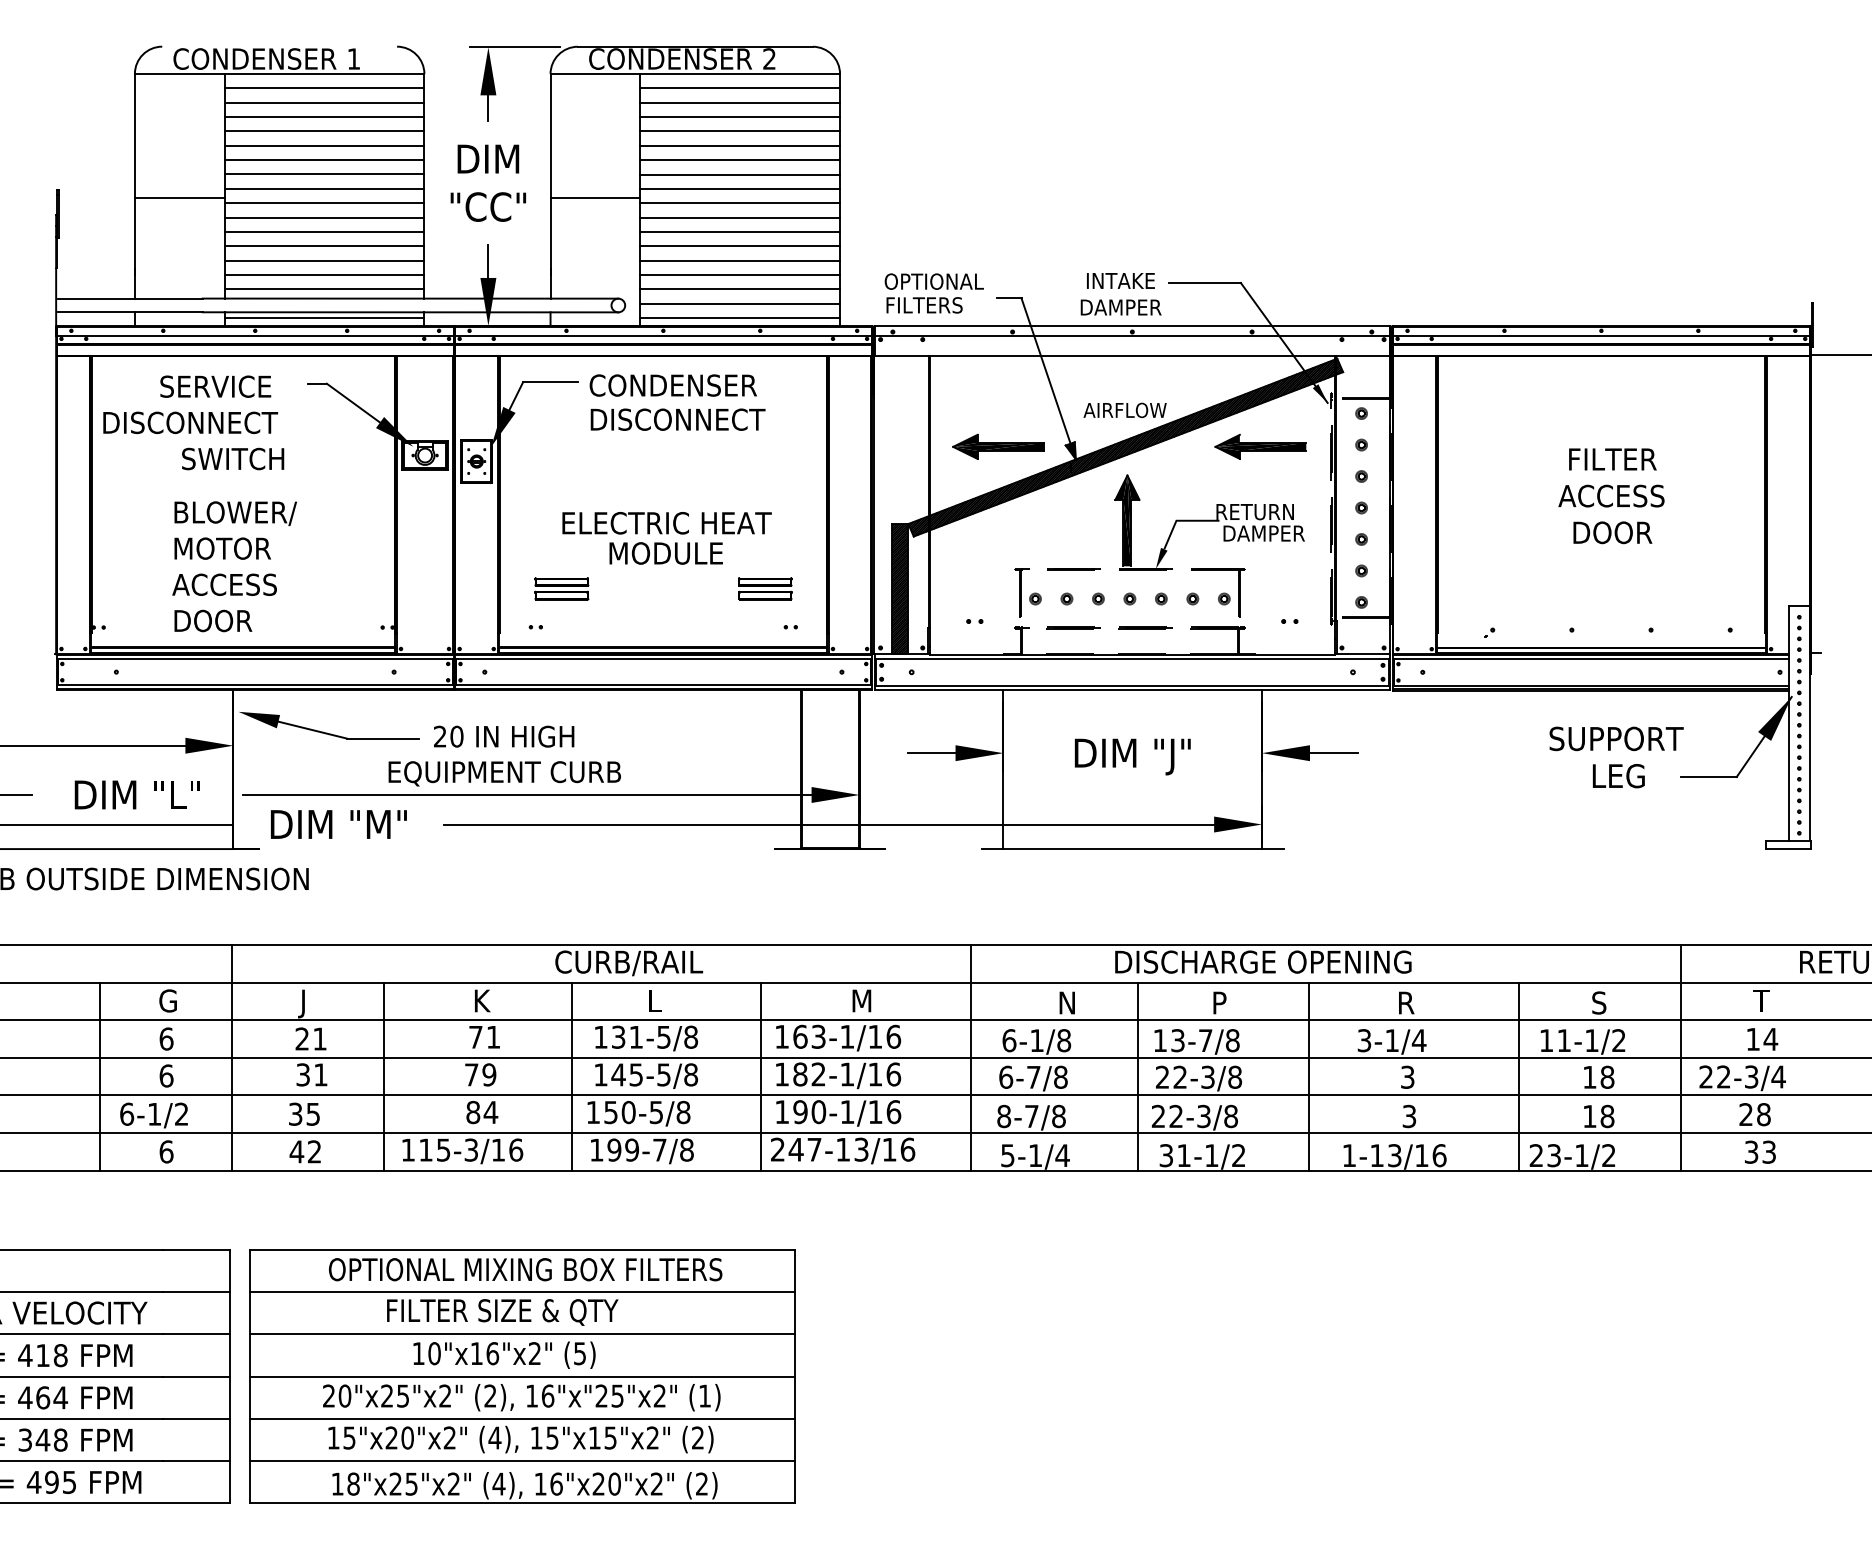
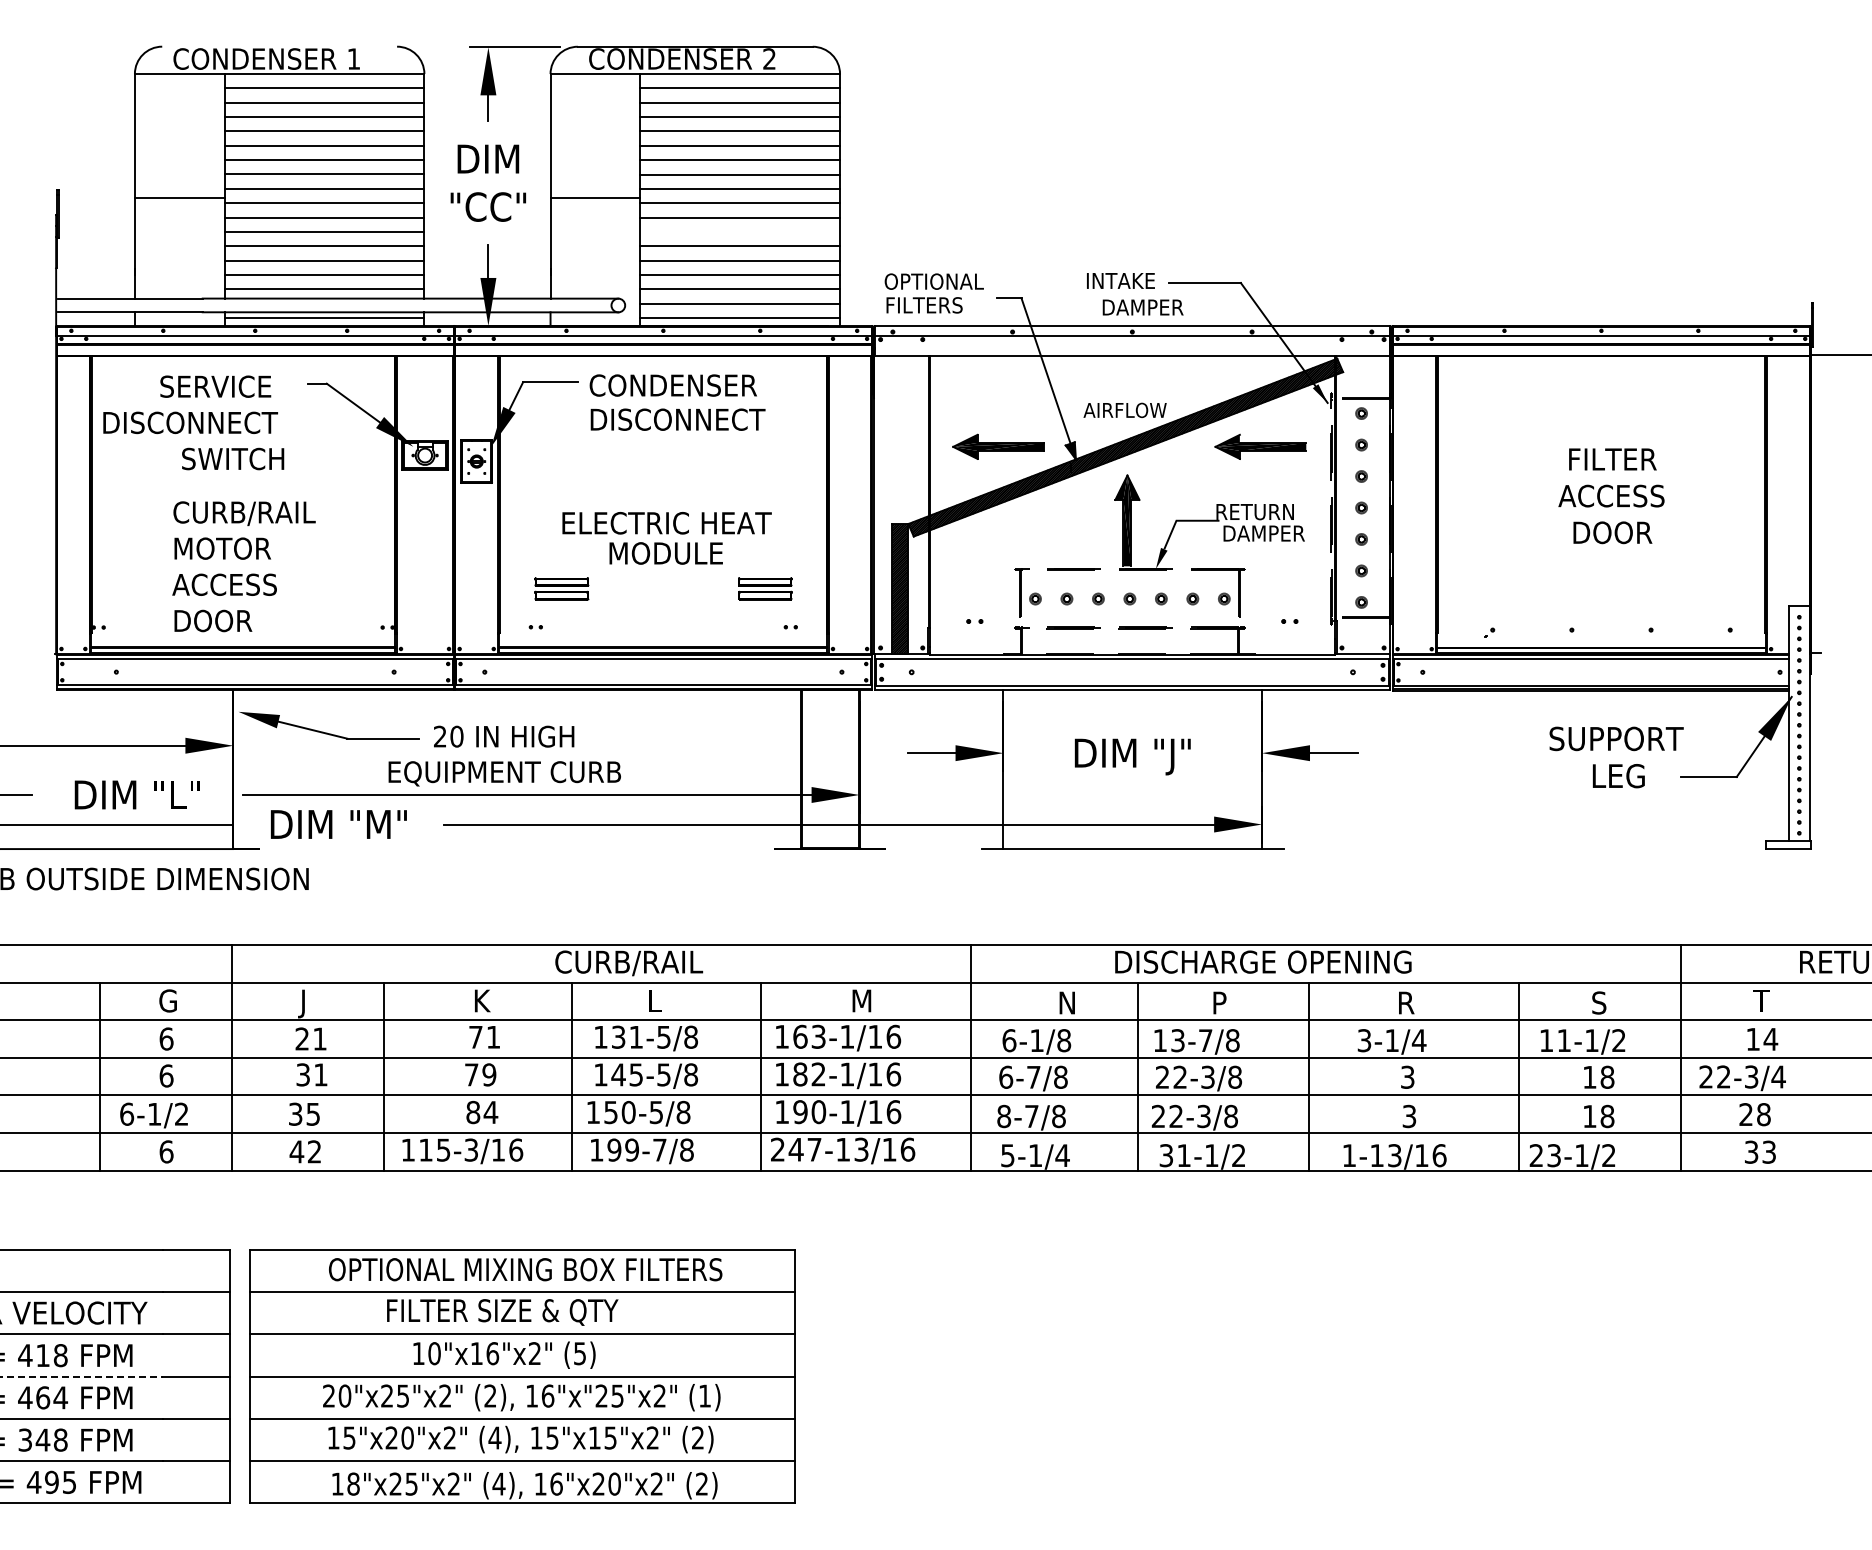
line: present -> none (740, 231)
text position: (1120, 307) -> (1142, 307) (1142, 307)
text: BLOWER/ -> CURB/RAIL (244, 513)
line: solid -> dashed (82, 1376)
